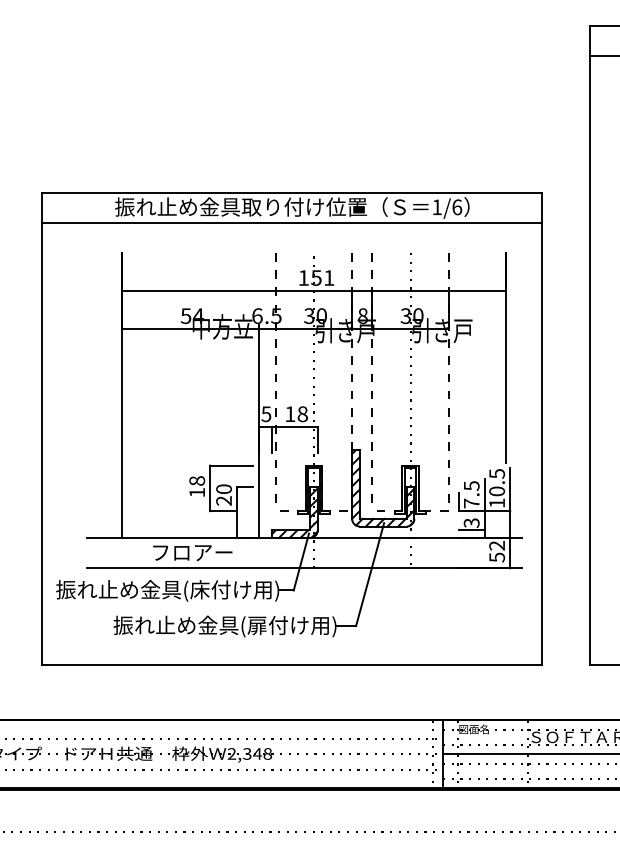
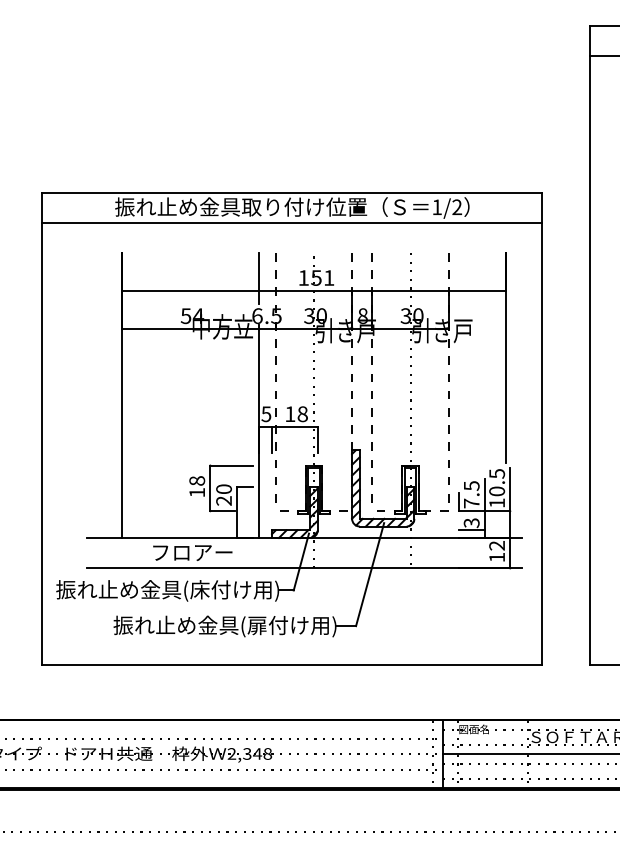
text: 1/6 -> 1/2 (457, 207)
line: none -> present (259, 278)
text: 52 -> 12 (497, 557)
